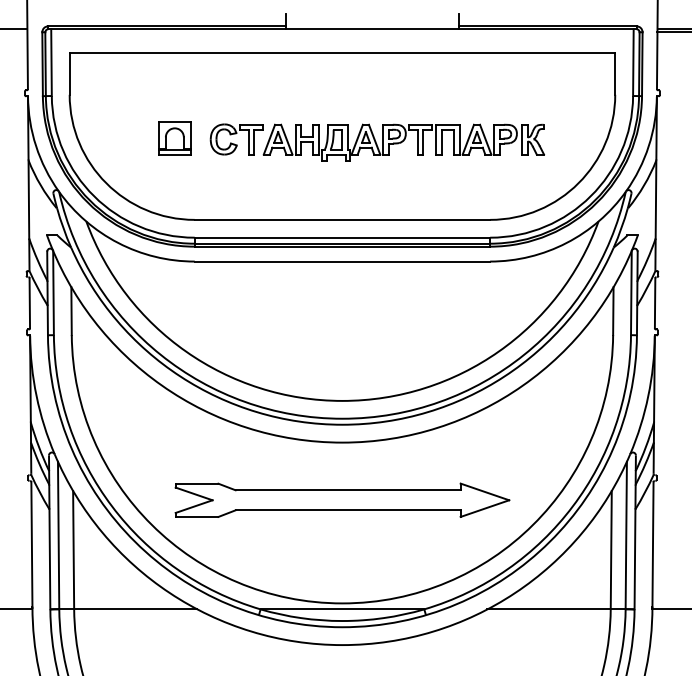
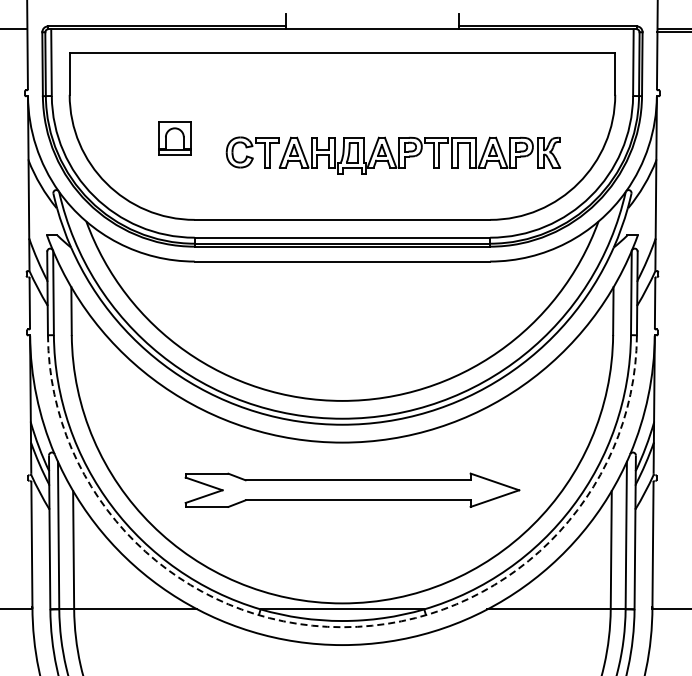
part position: (376, 142) -> (392, 155) (392, 155)
part position: (342, 499) -> (352, 489) (352, 489)
arc: solid -> dashed (342, 627)
